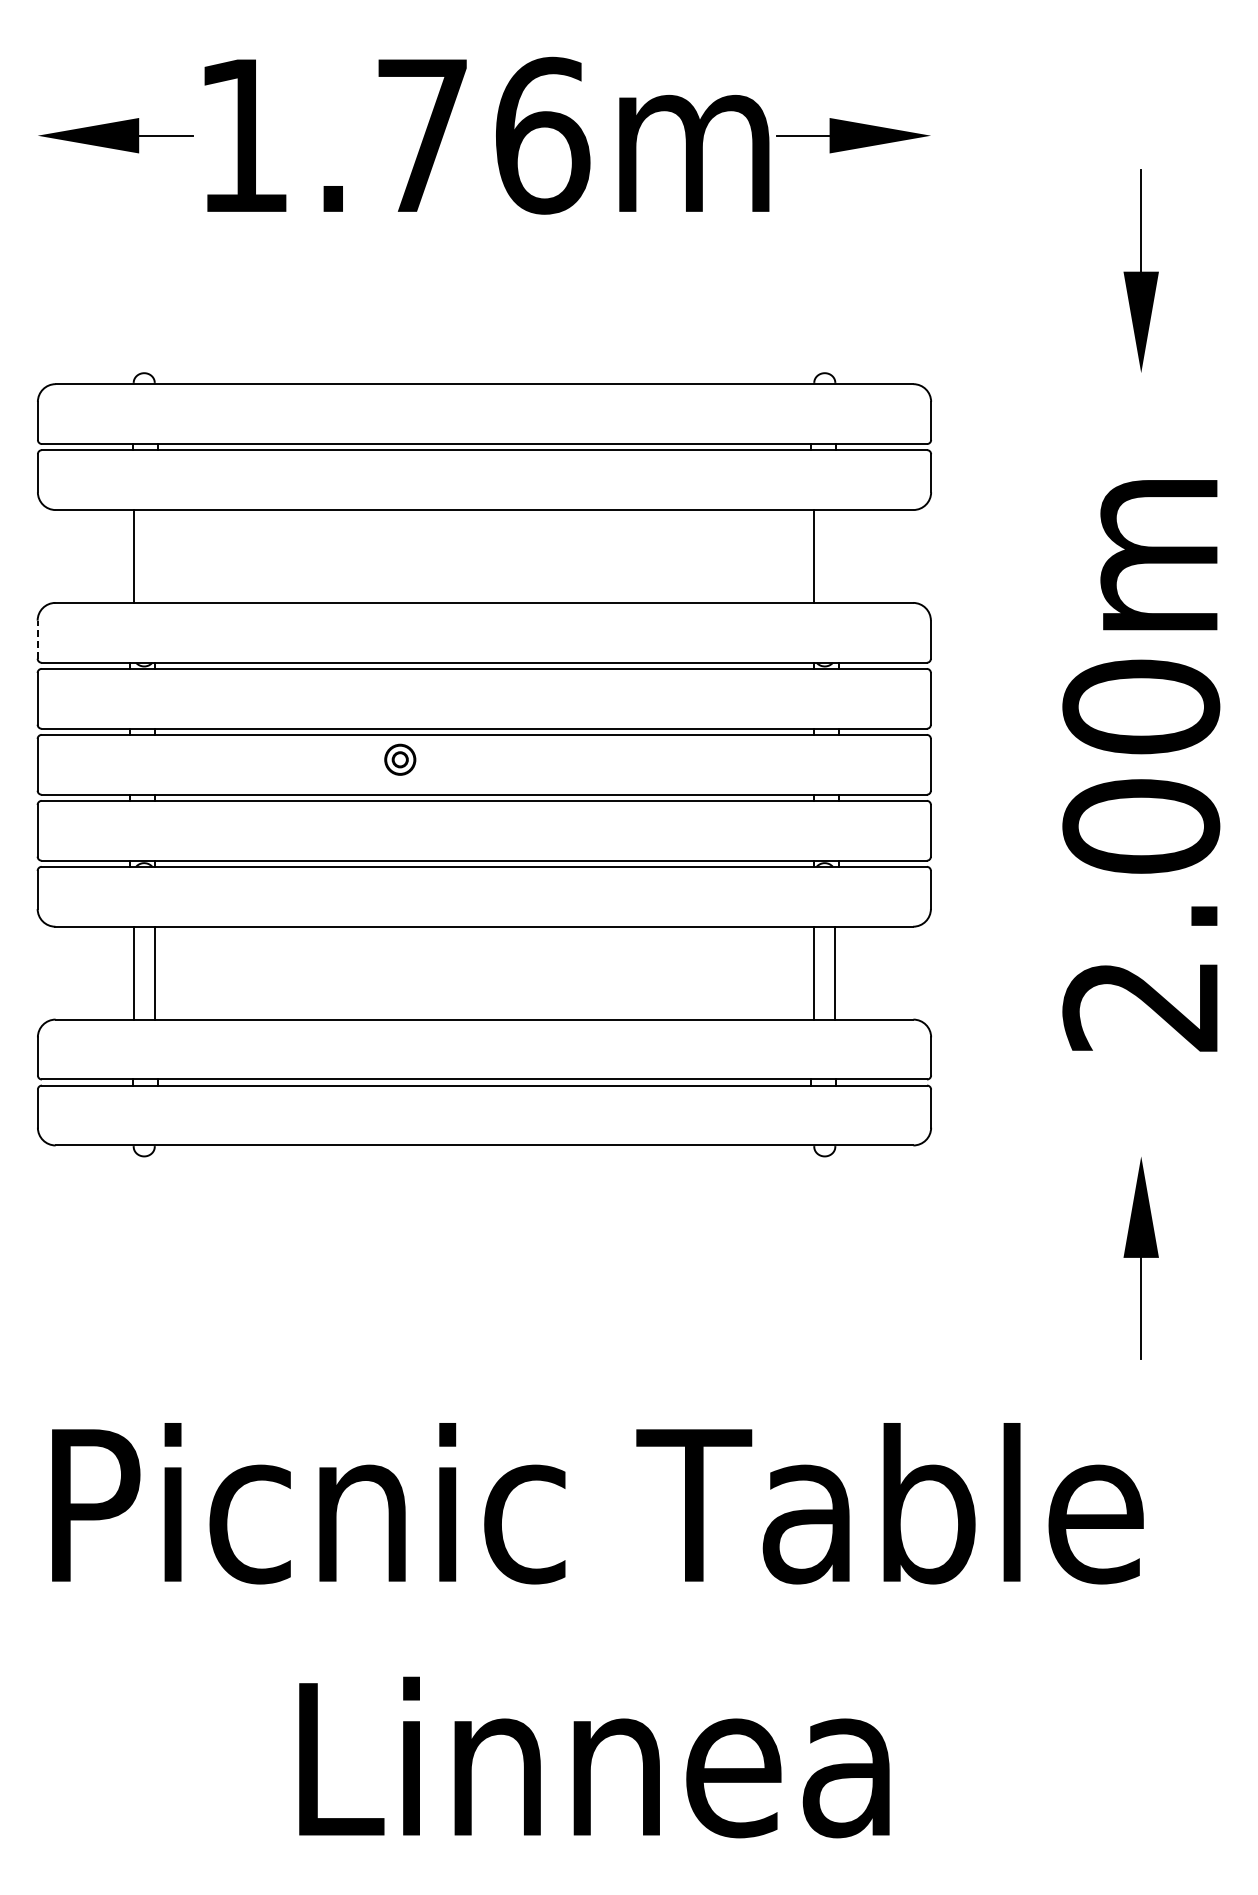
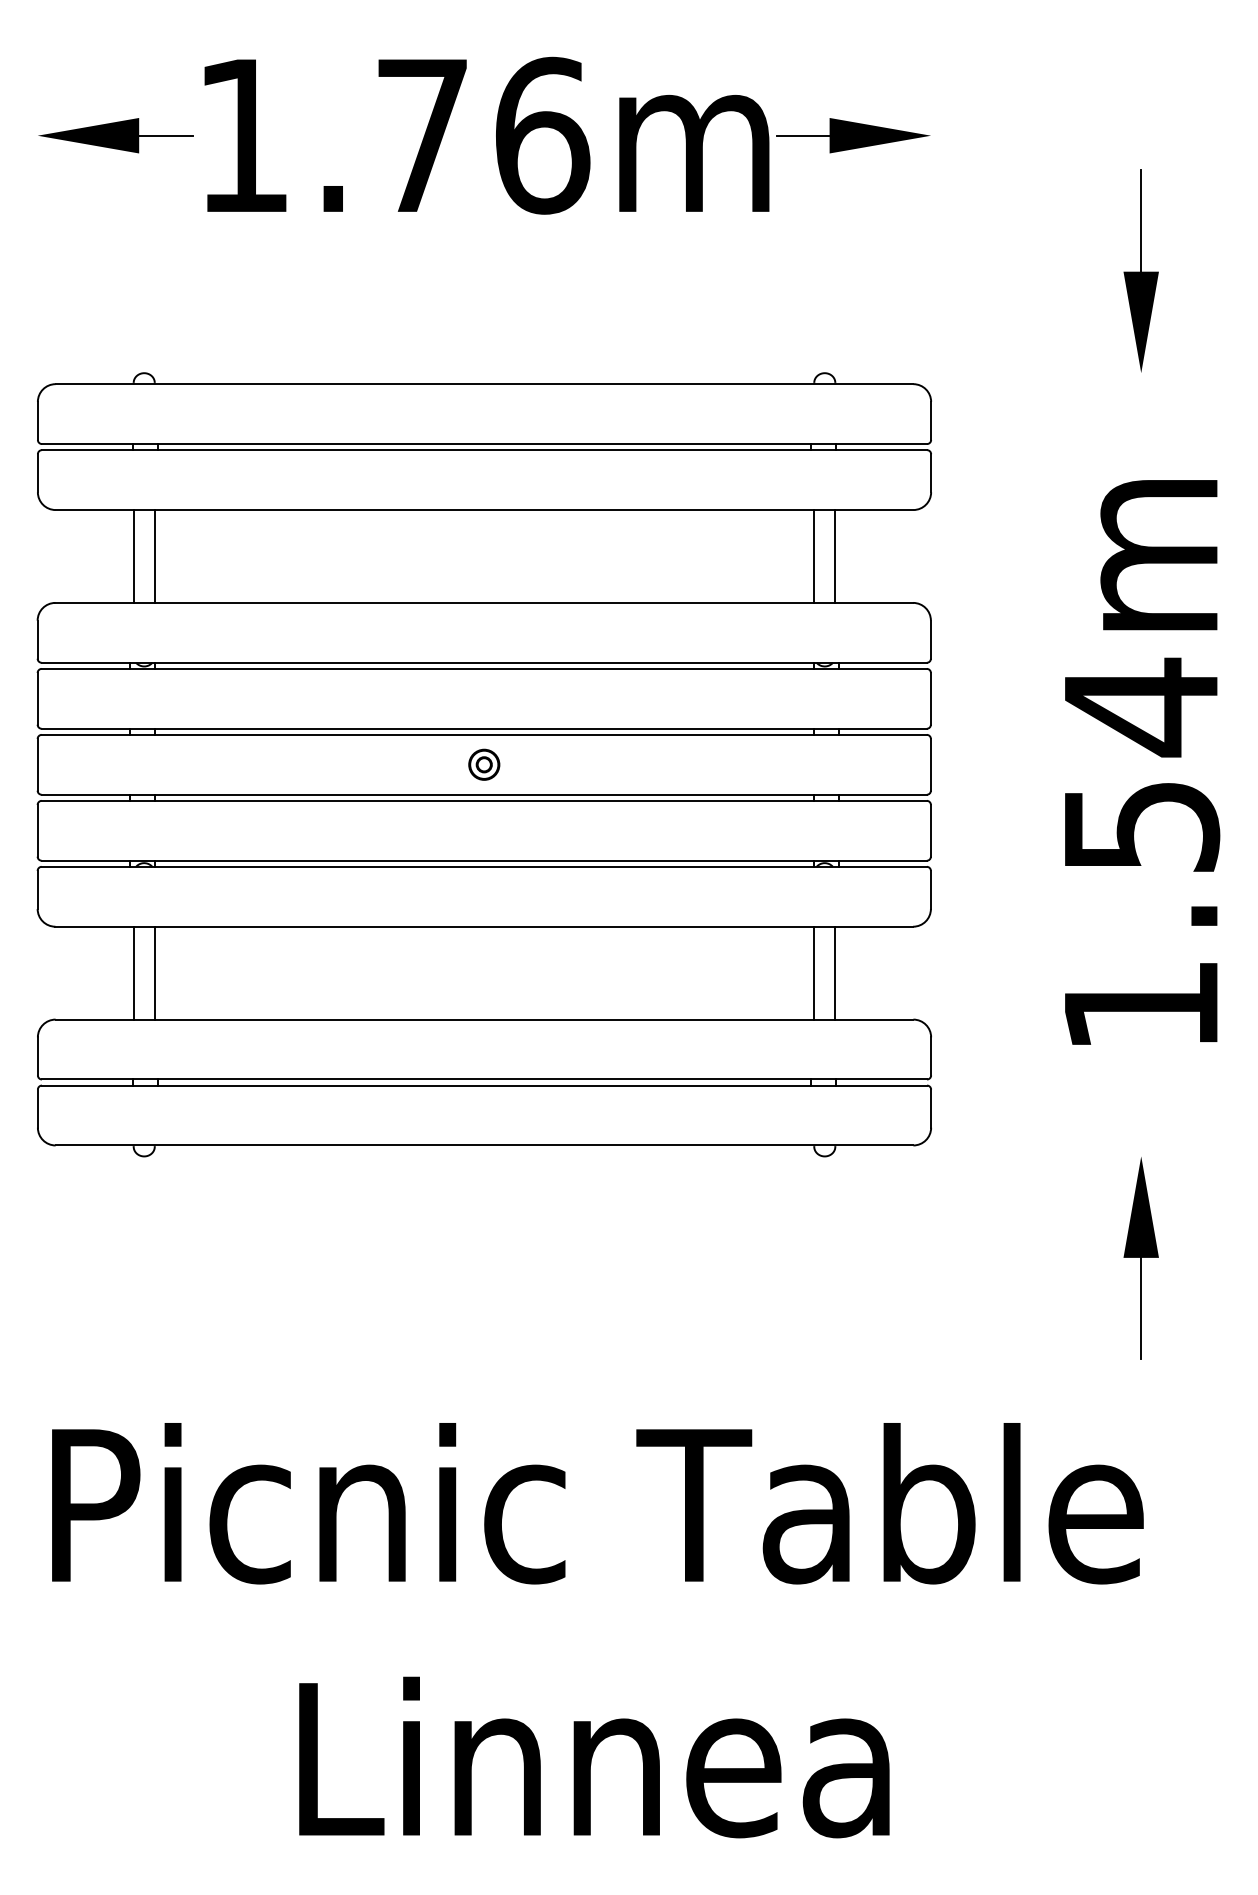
line: none -> present (154, 556)
line: none -> present (835, 556)
line: dashed -> solid (37, 639)
part position: (400, 759) -> (484, 764) (484, 764)
text: 2.00m -> 1.54m (1141, 854)
